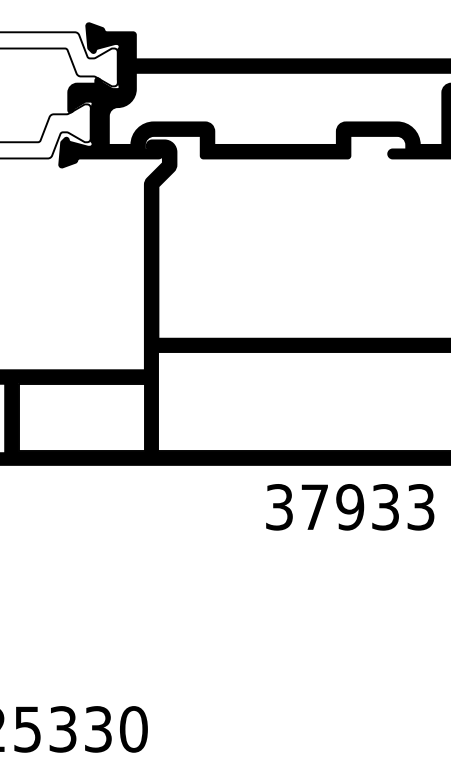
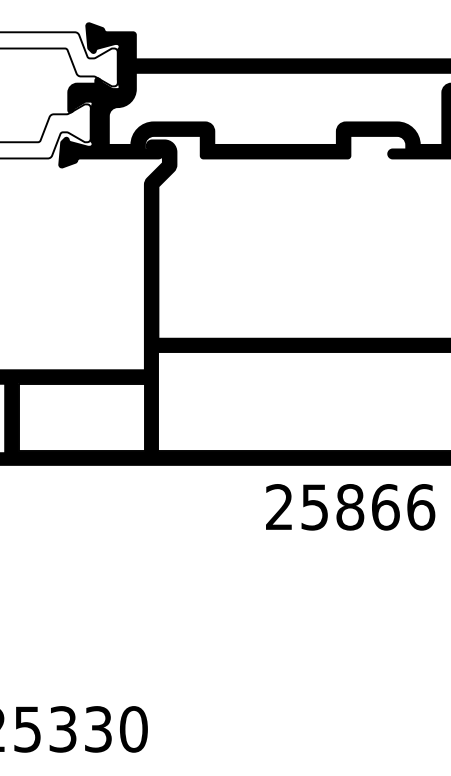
text: 37933 -> 25866 (350, 507)
